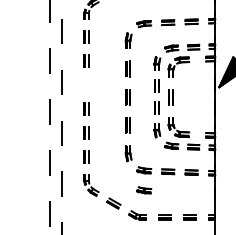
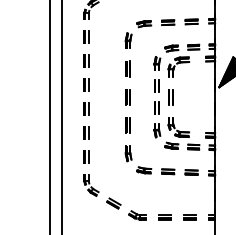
part: none -> present (86, 84)
line: dashed -> solid (50, 117)
line: dashed -> solid (61, 117)
part: present -> none (144, 190)
